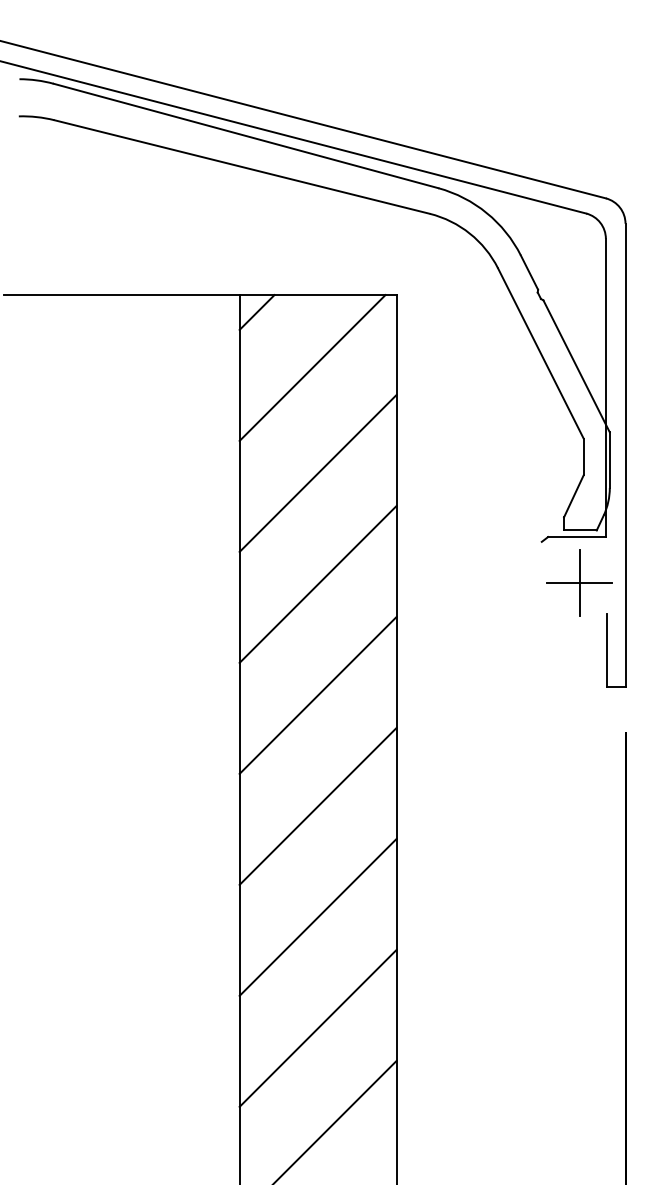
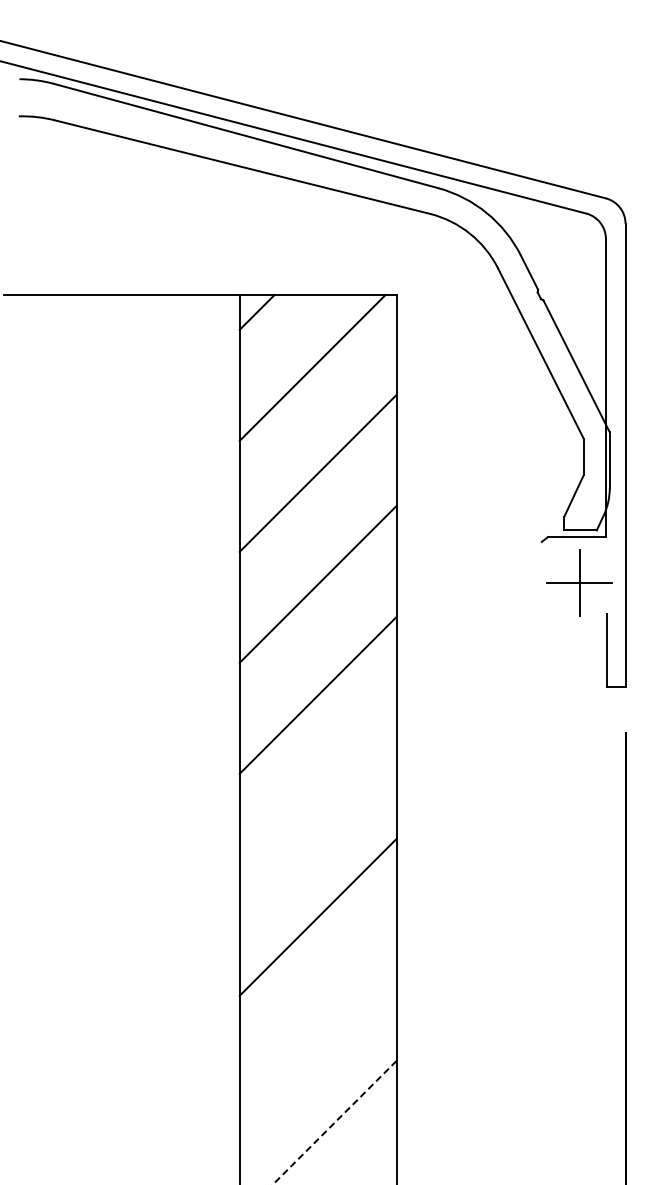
line: present -> none (317, 805)
line: present -> none (317, 1027)
line: solid -> dashed (334, 1123)
